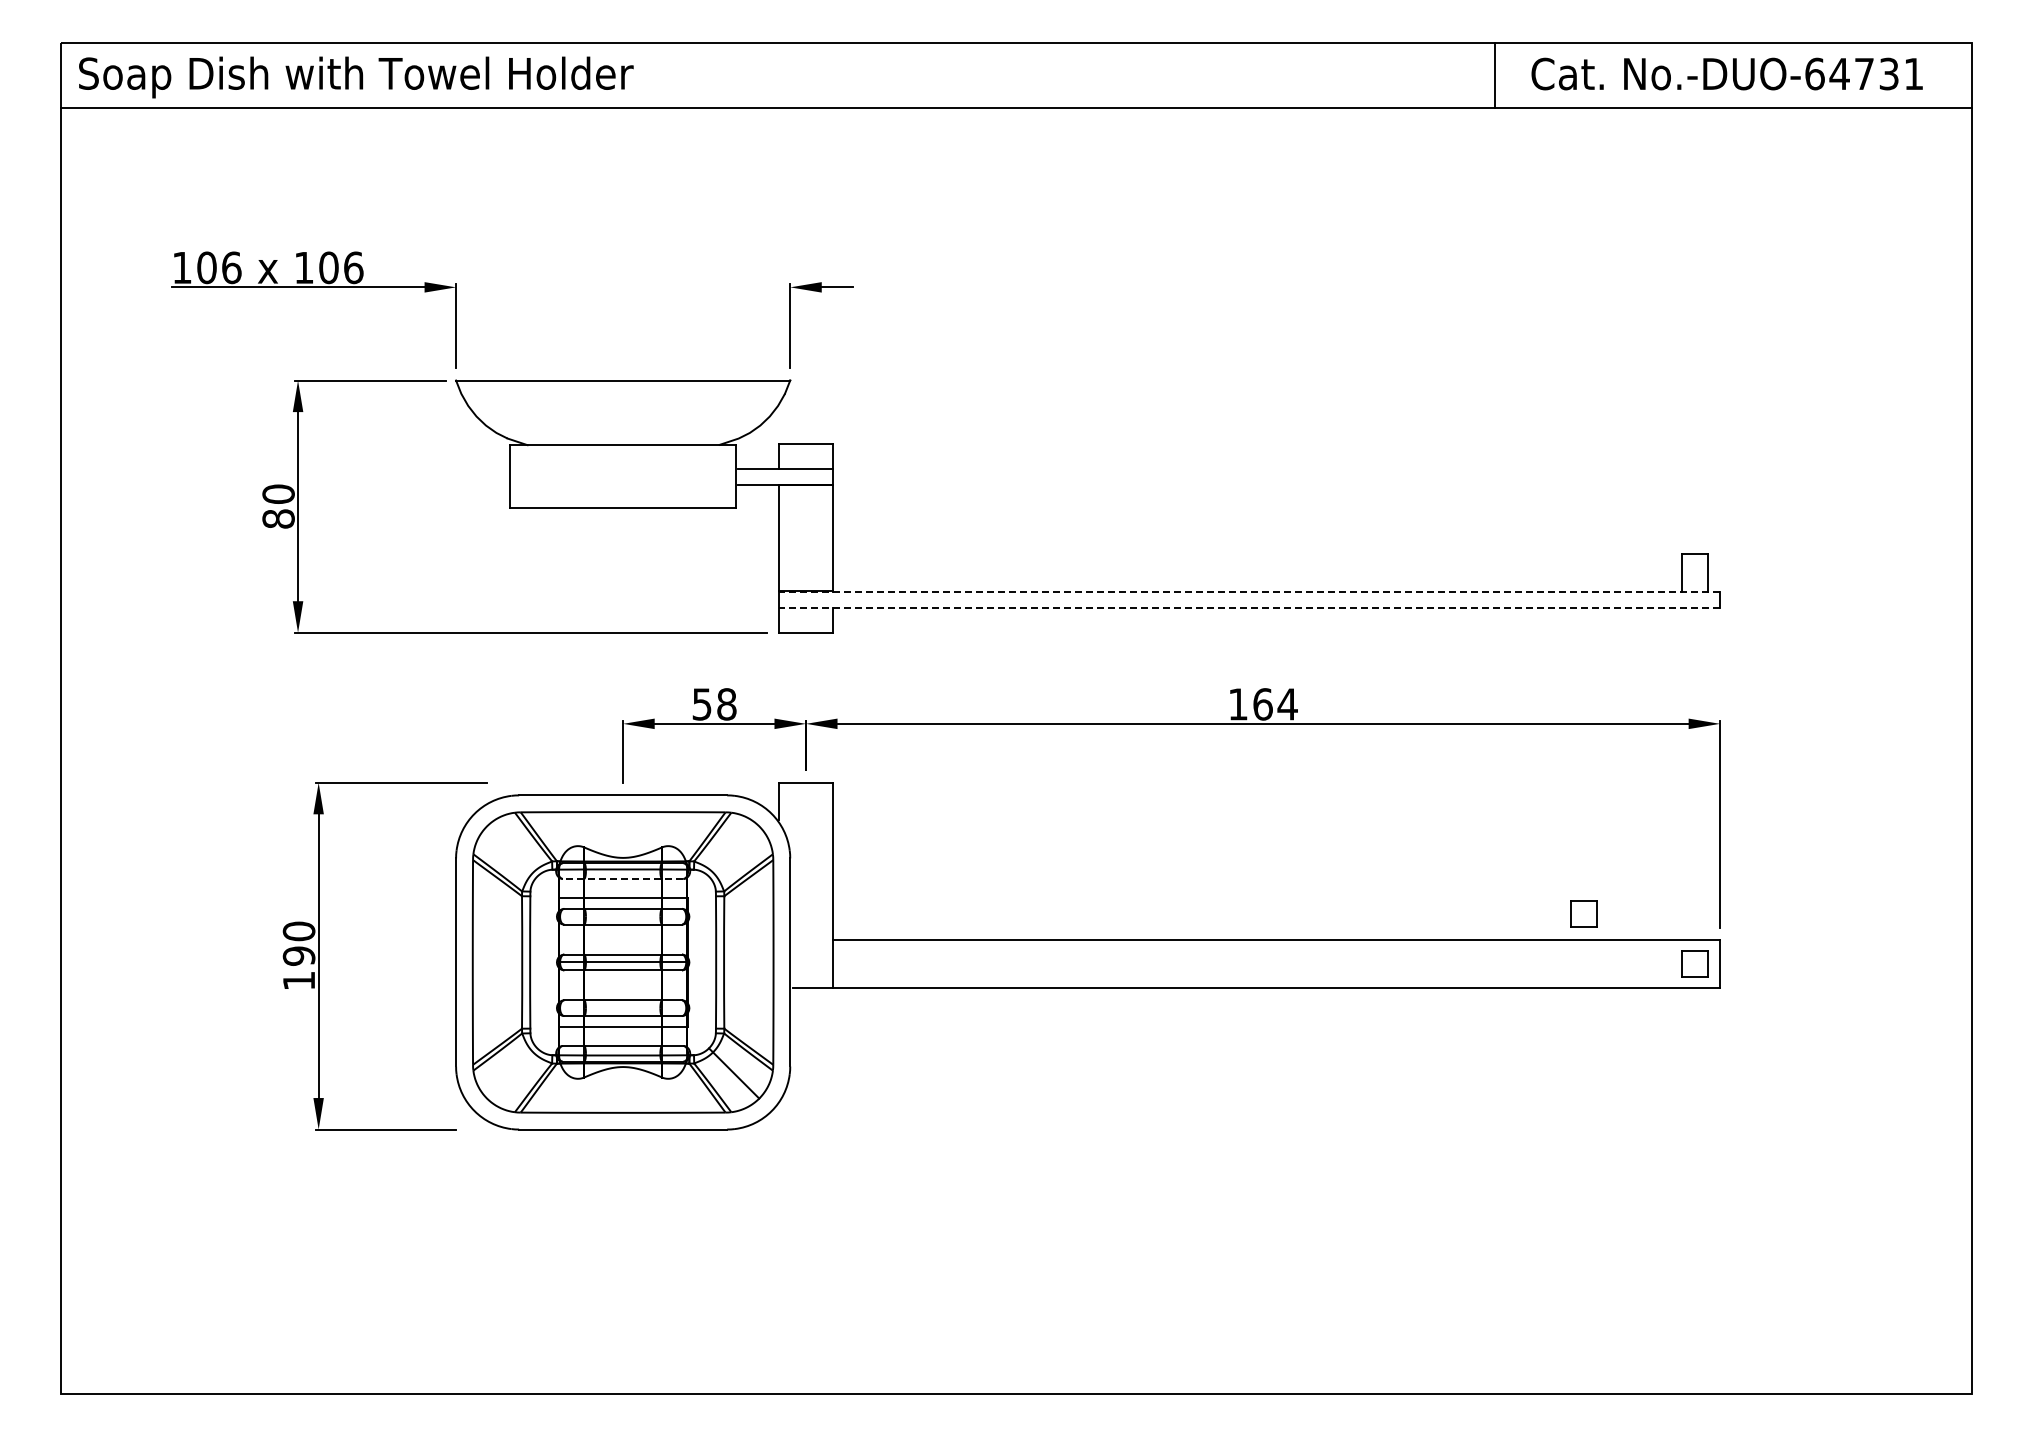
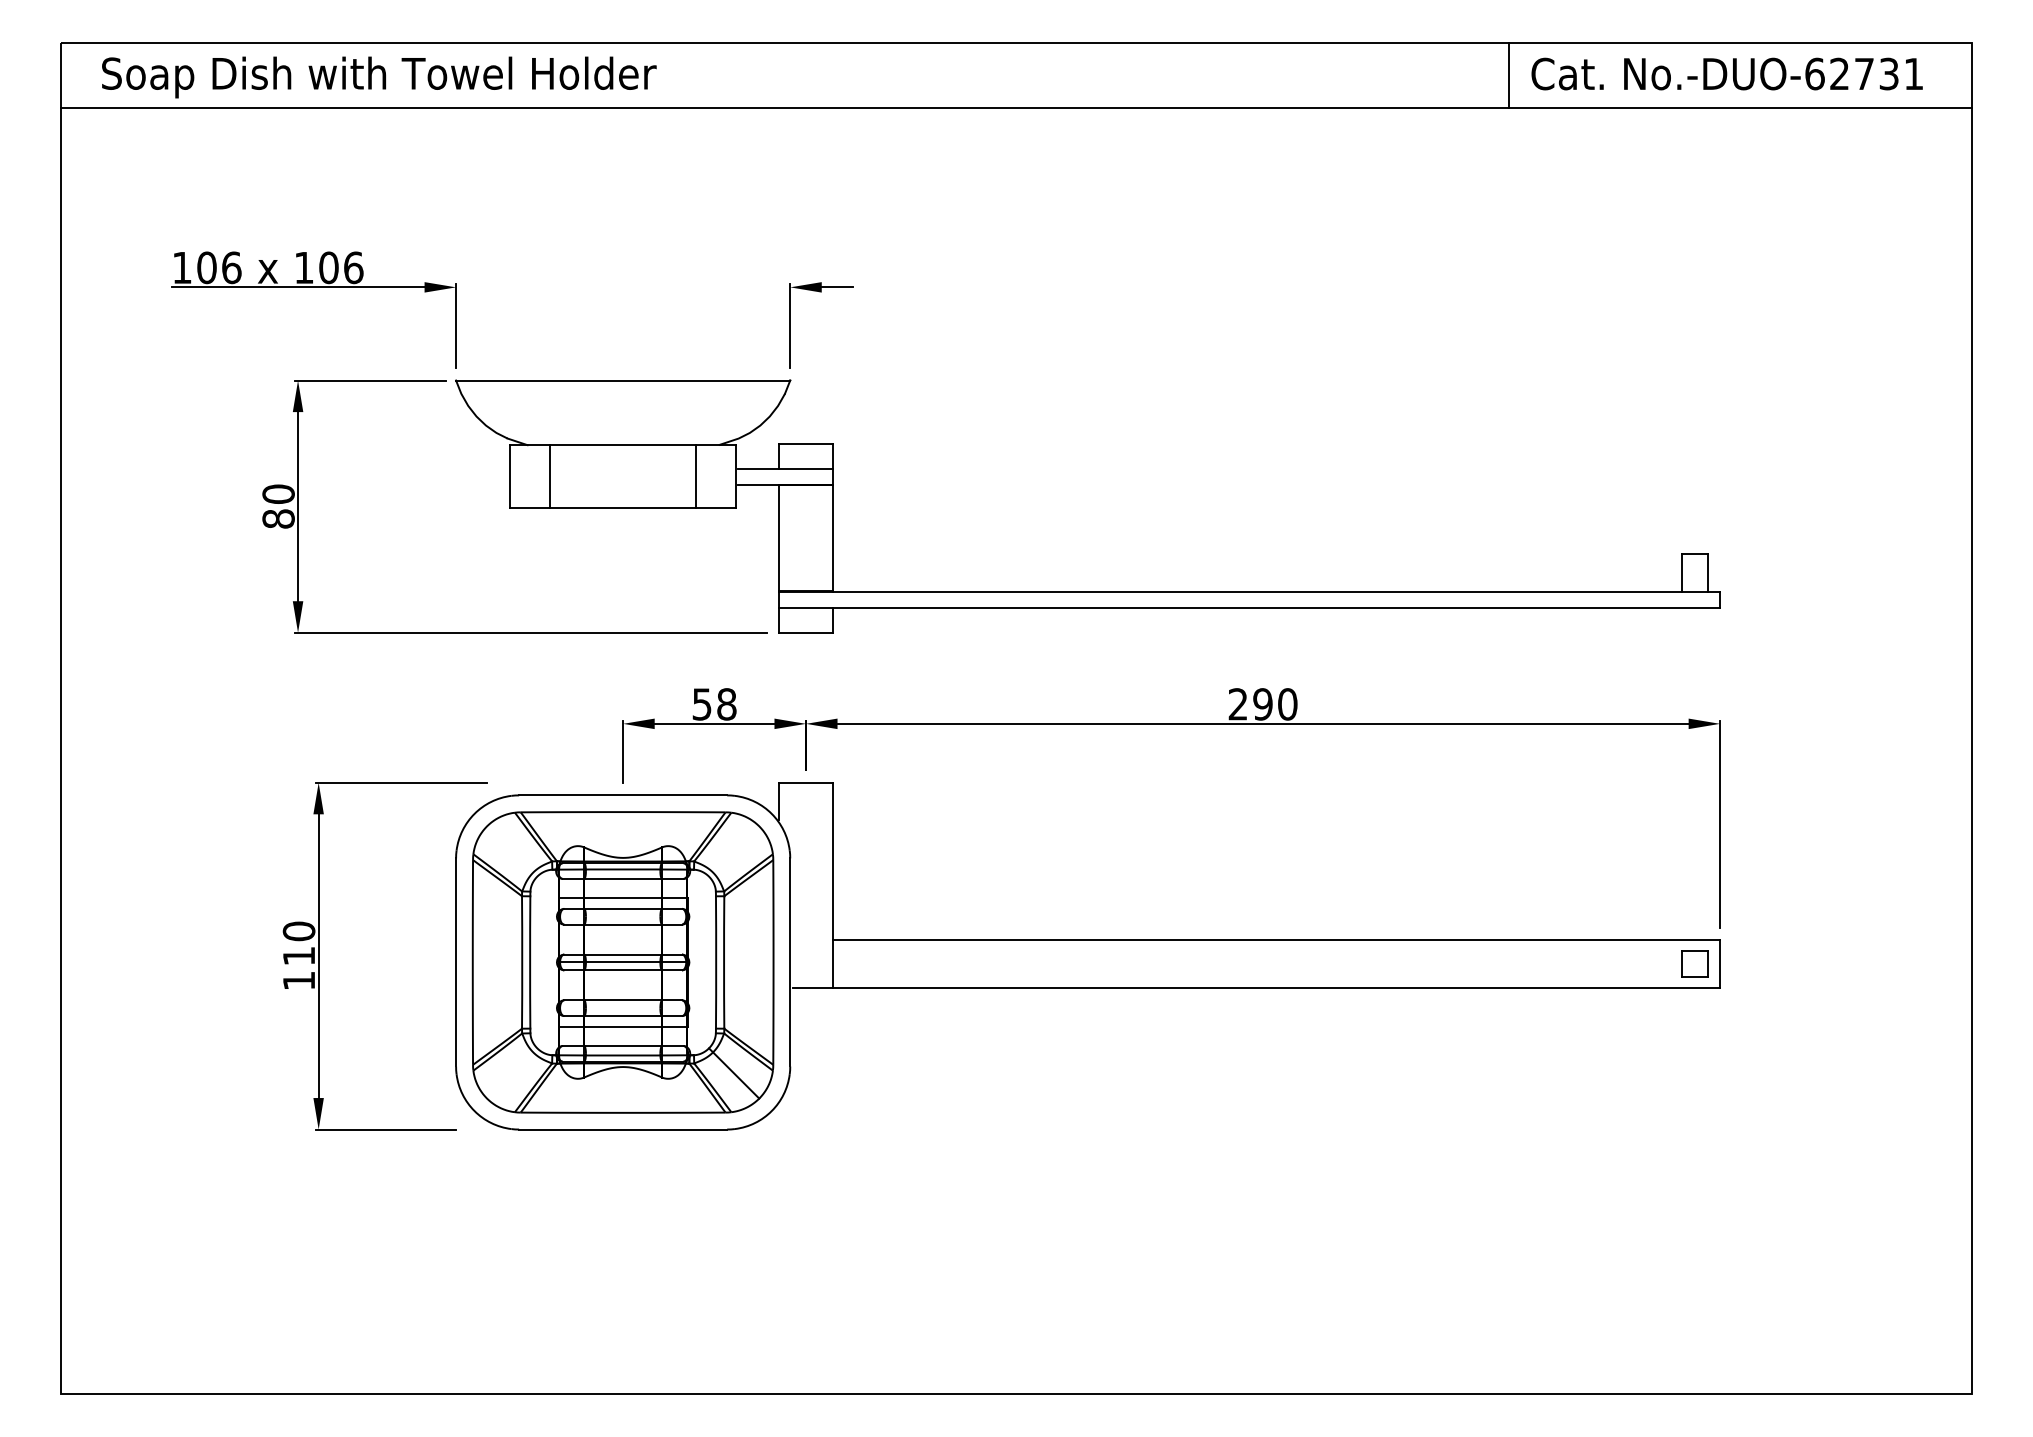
text: No.-DUO-64731 -> No.-DUO-62731 (1839, 73)
line position: (1494, 75) -> (1508, 75) (1508, 75)
text position: (356, 77) -> (379, 77) (379, 77)
line: none -> present (549, 476)
line: none -> present (696, 476)
line: dashed -> solid (1249, 591)
line: dashed -> solid (1249, 607)
text: 164 -> 290 (1262, 704)
line: dashed -> solid (622, 878)
part: present -> none (1583, 913)
text: 190 -> 110 (298, 955)
